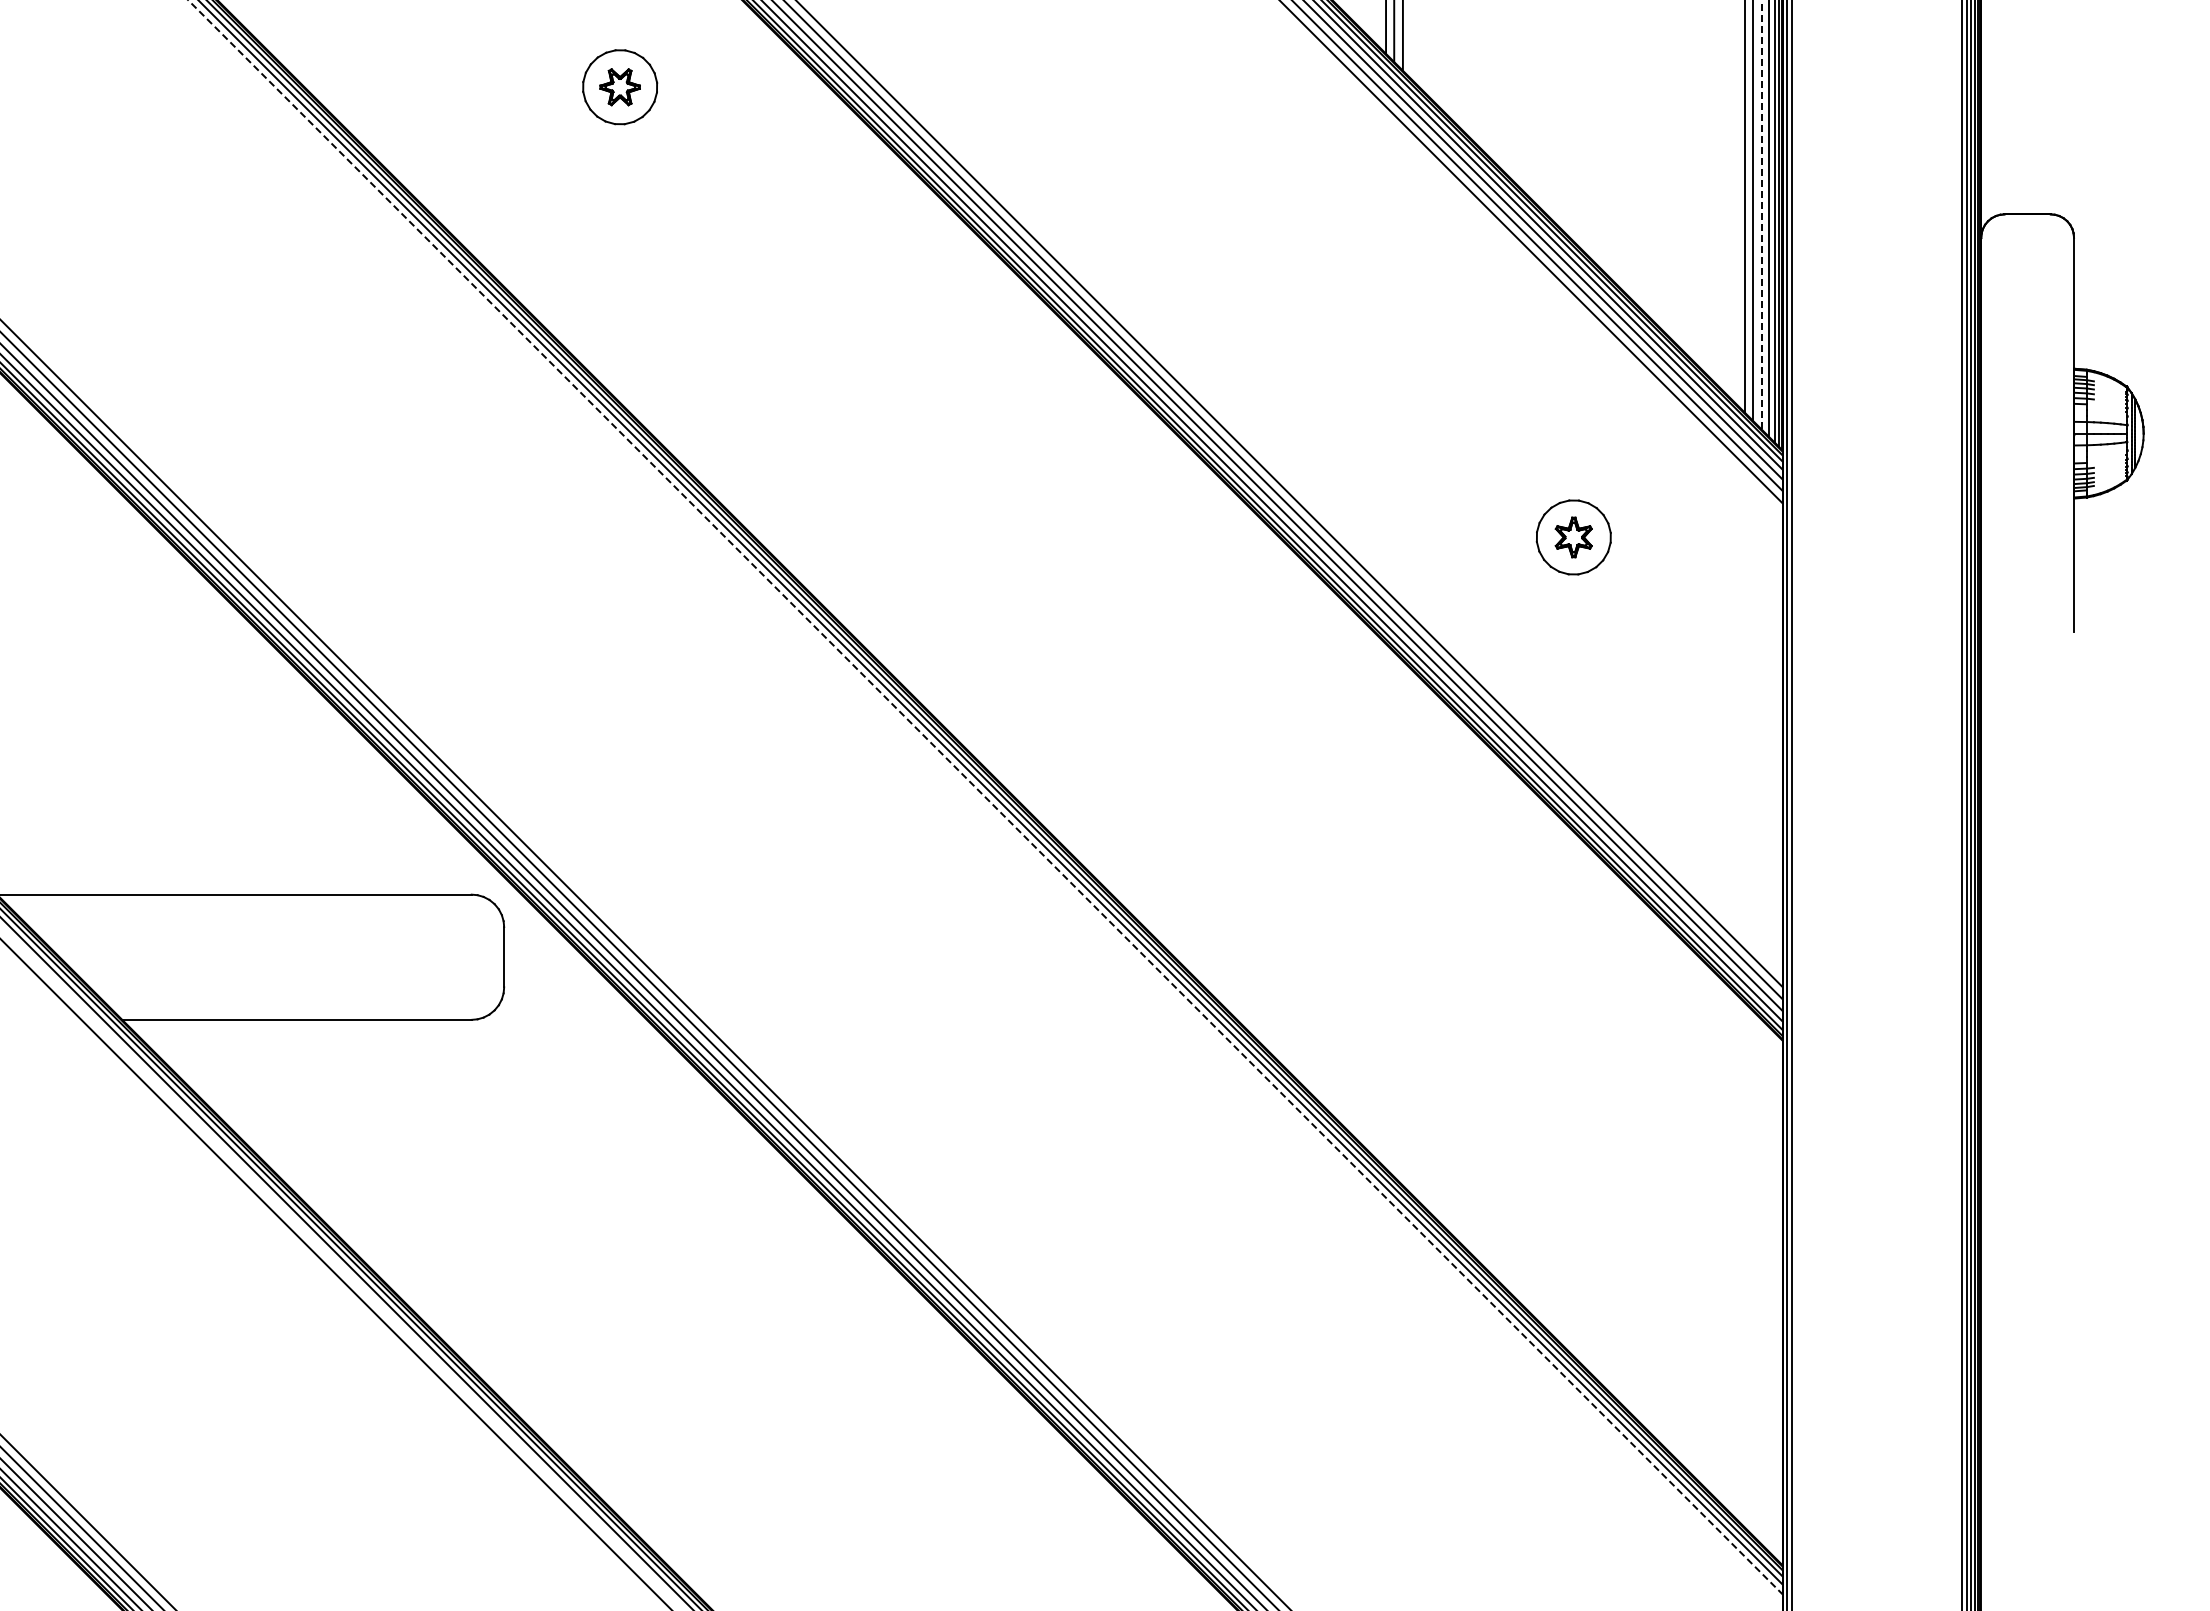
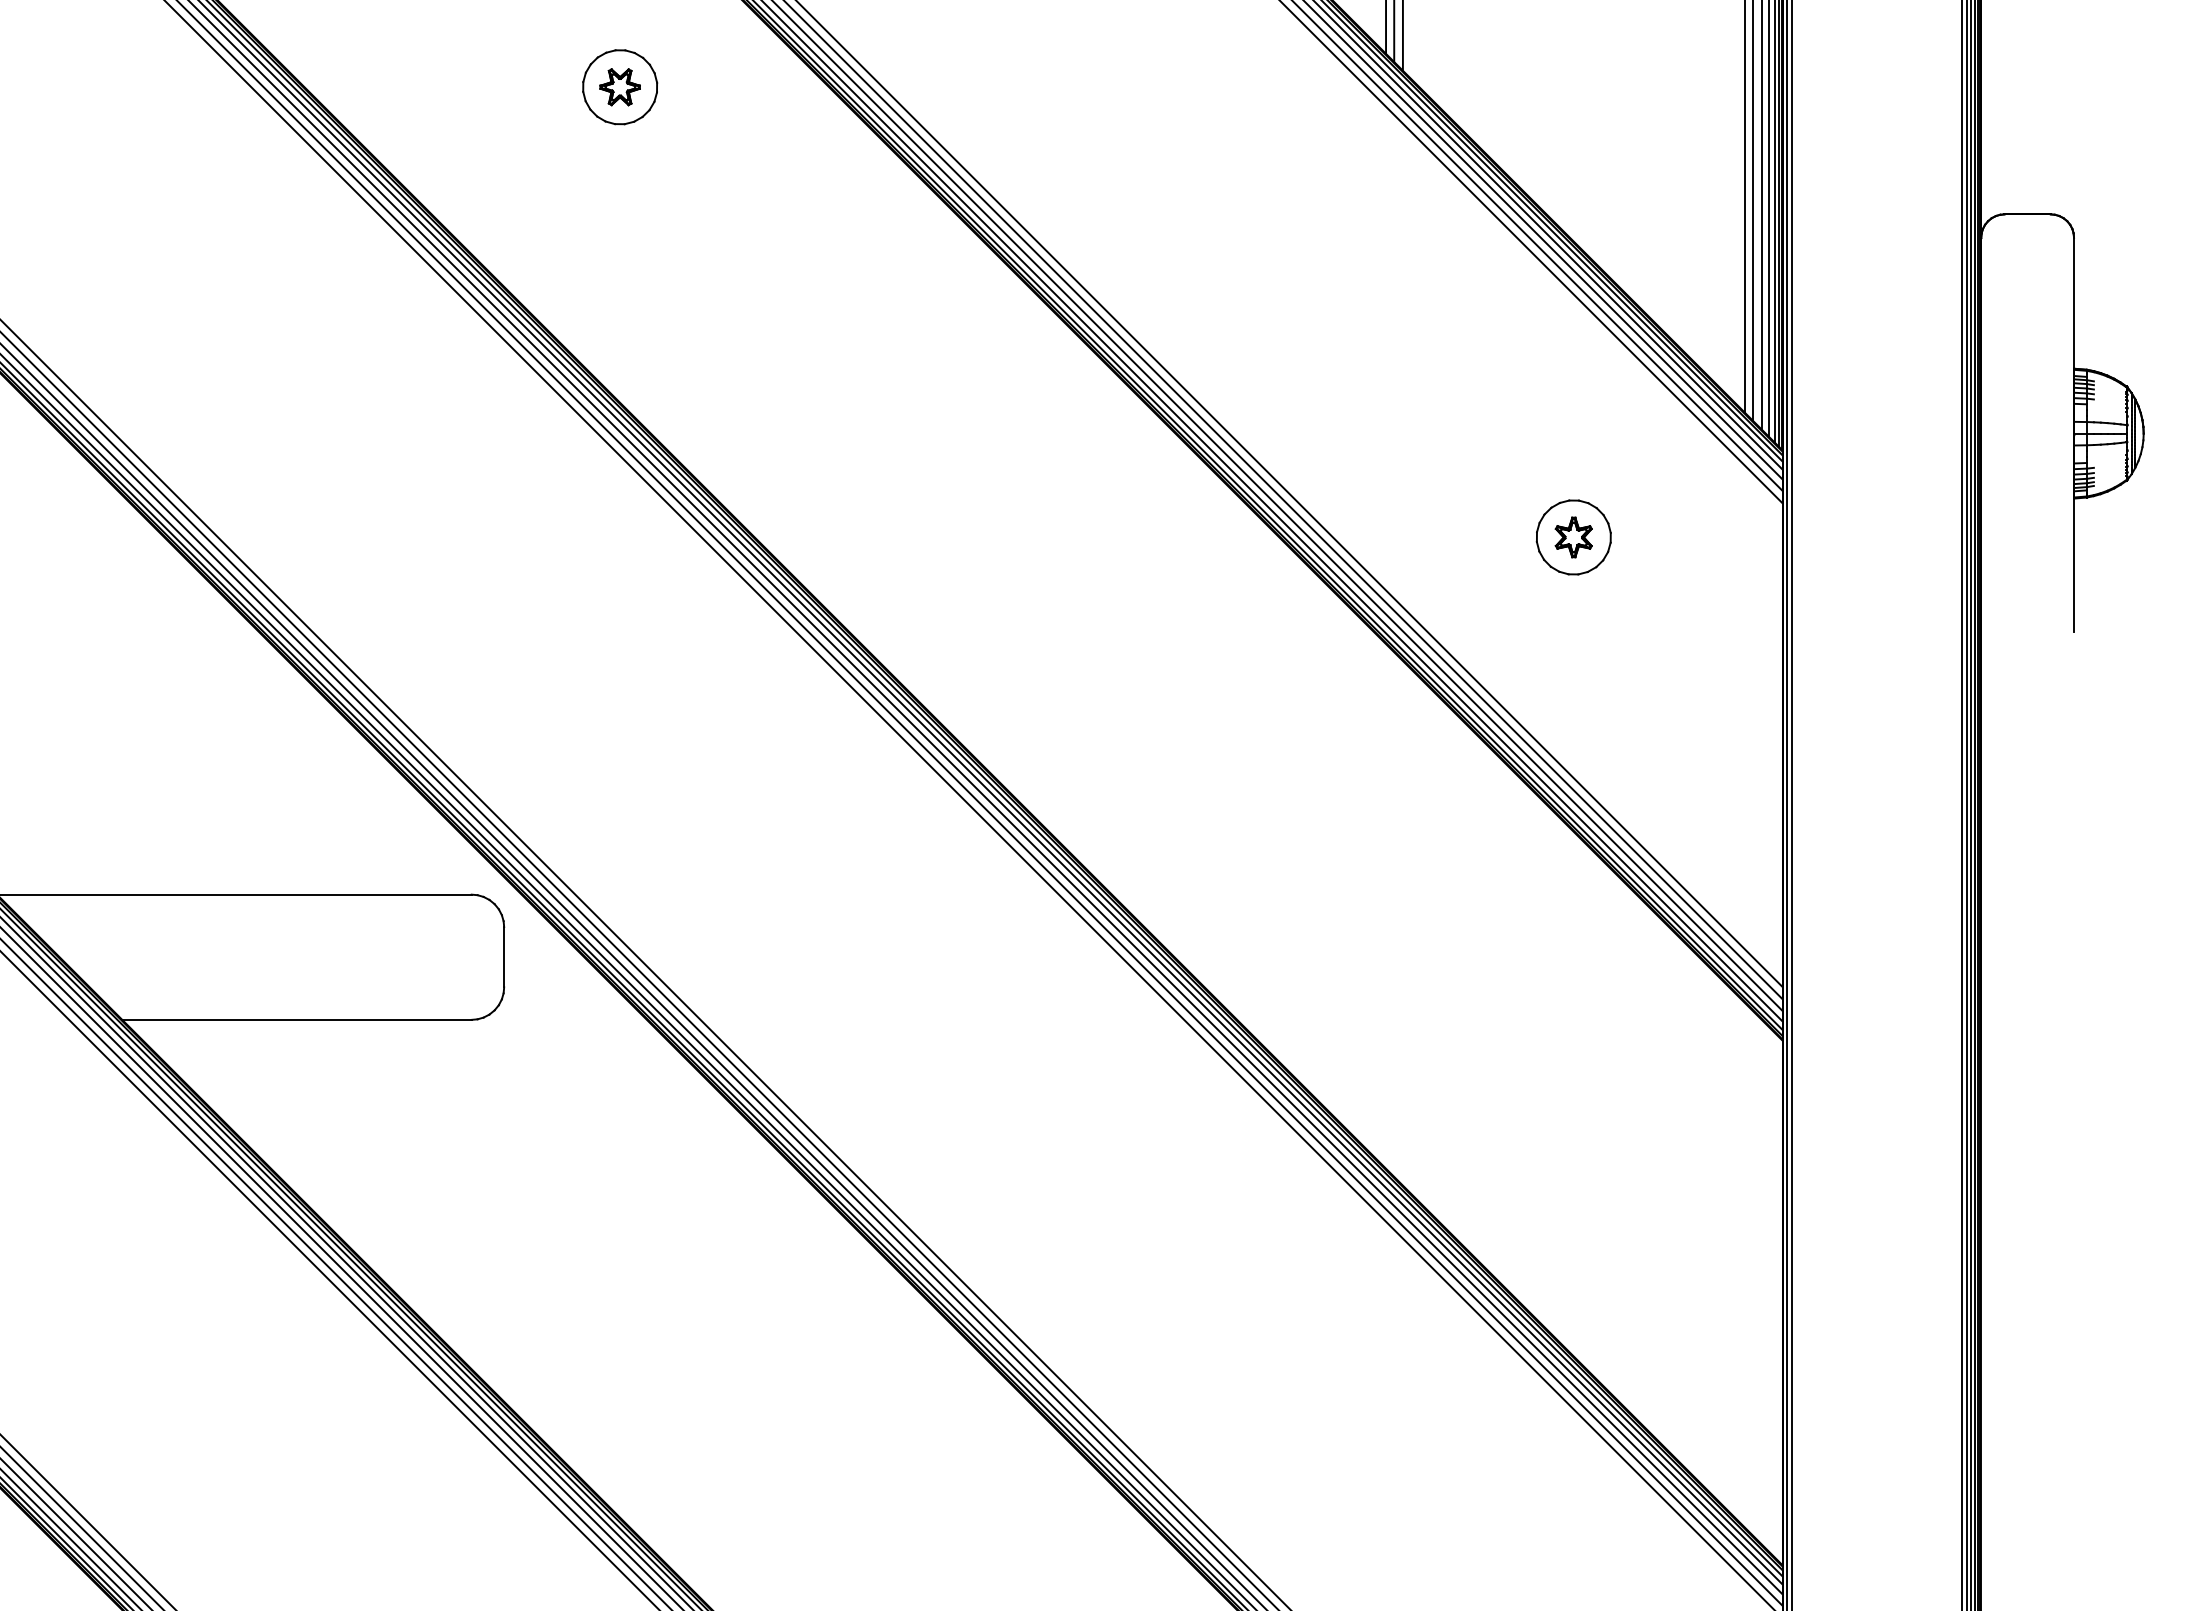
line: dashed -> solid (1761, 214)
line: dashed -> solid (985, 797)
line: none -> present (980, 803)
line: none -> present (969, 804)
line: none -> present (341, 1267)
line: none -> present (329, 1280)
